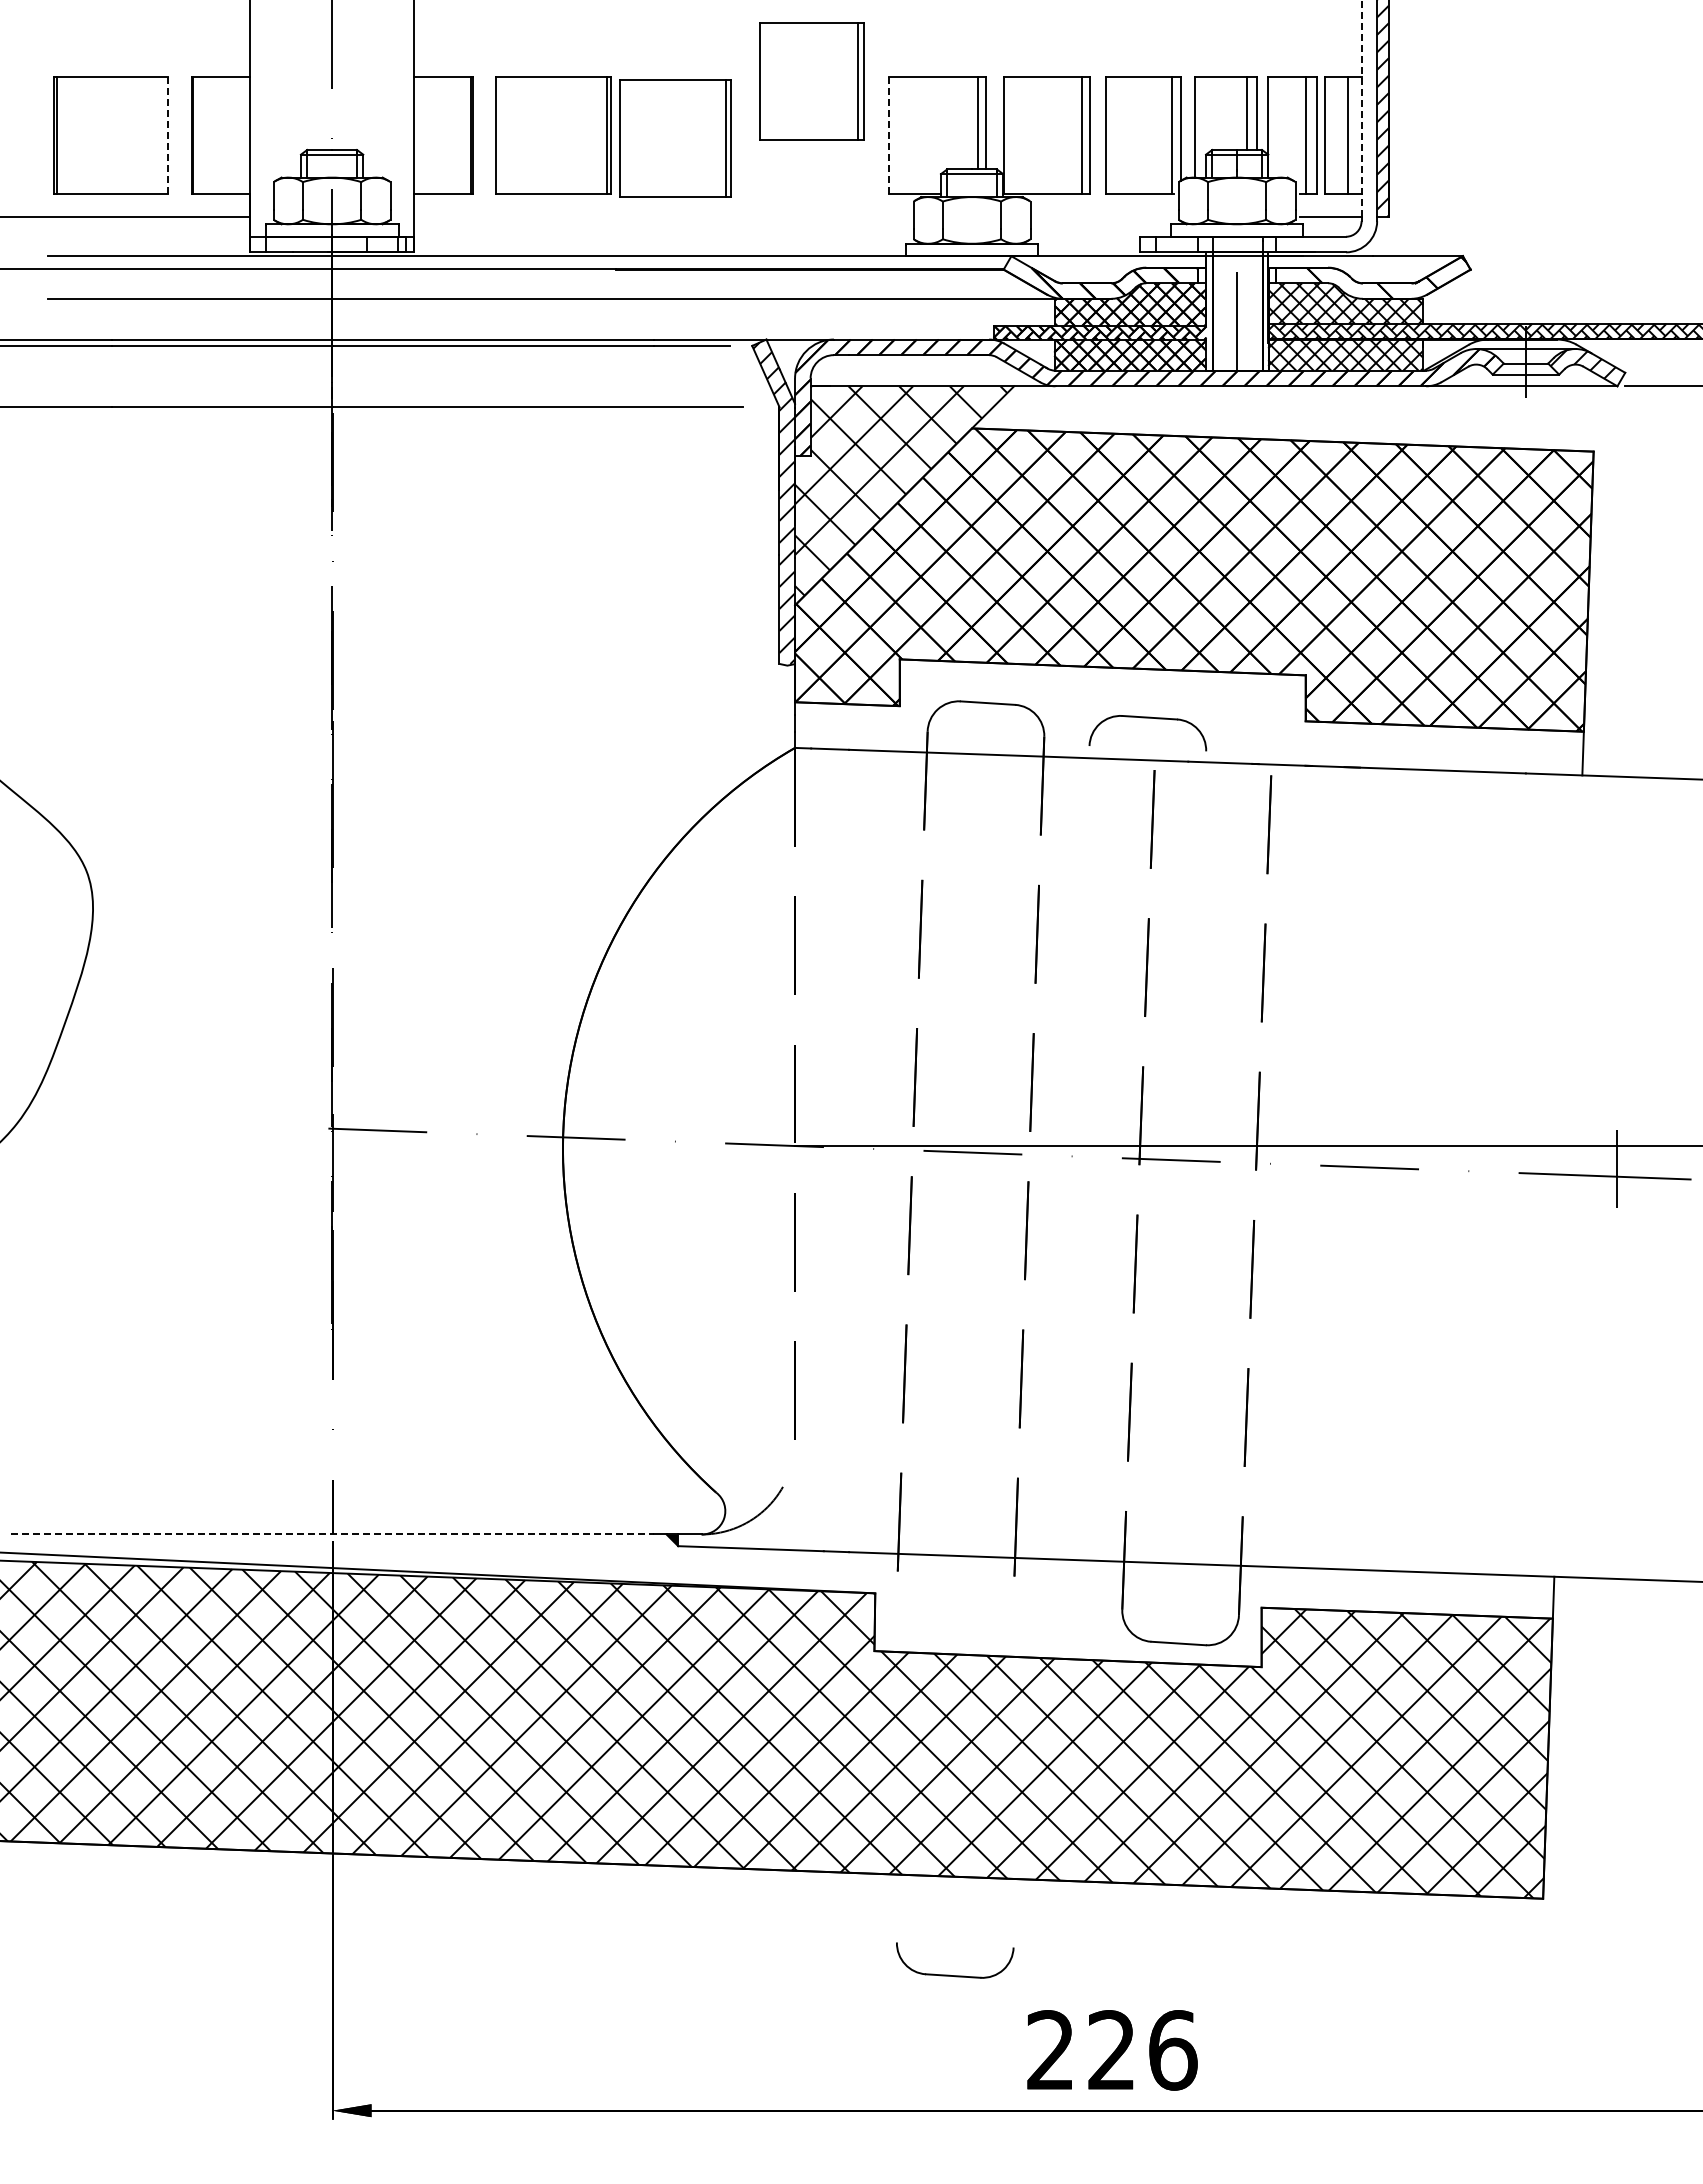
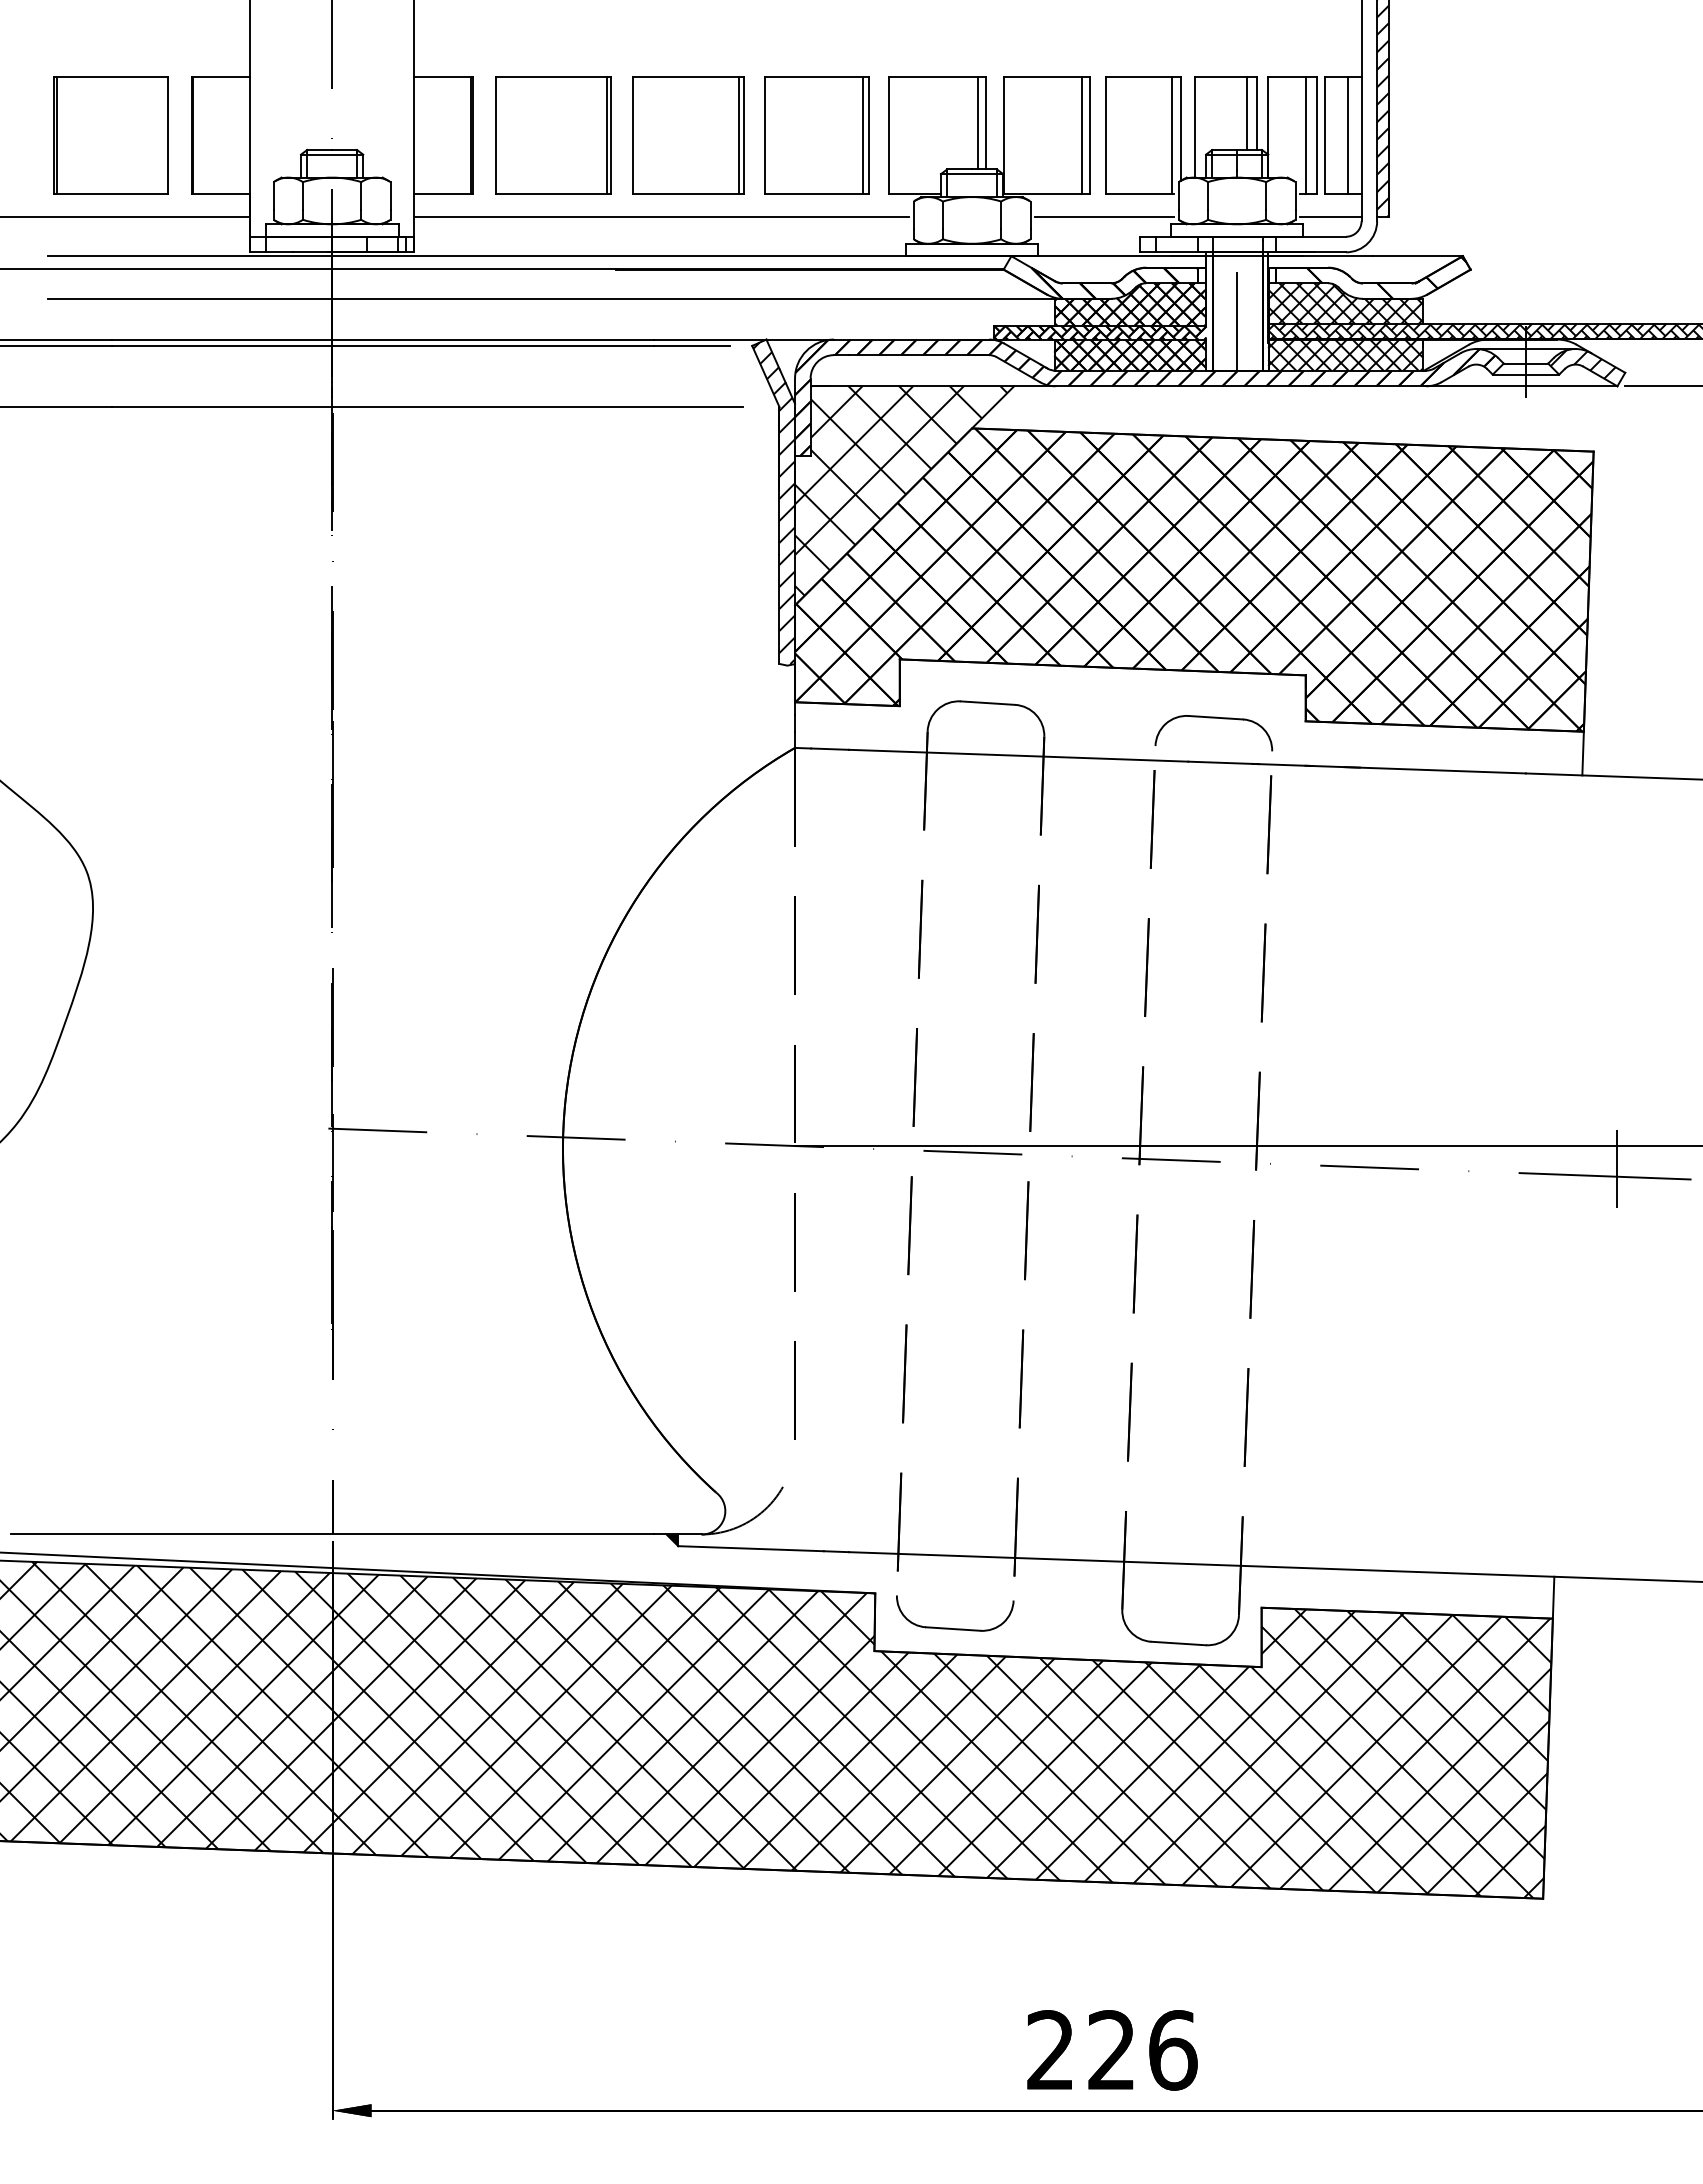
part position: (811, 81) -> (816, 135) (816, 135)
line: dashed -> solid (1361, 108)
line: dashed -> solid (168, 135)
line: dashed -> solid (889, 135)
part position: (675, 138) -> (688, 135) (688, 135)
line: none -> present (661, 217)
line: none -> present (1104, 217)
part position: (1147, 718) -> (1213, 718) (1213, 718)
line: dashed -> solid (332, 1534)
part position: (955, 1975) -> (955, 1628) (955, 1628)
